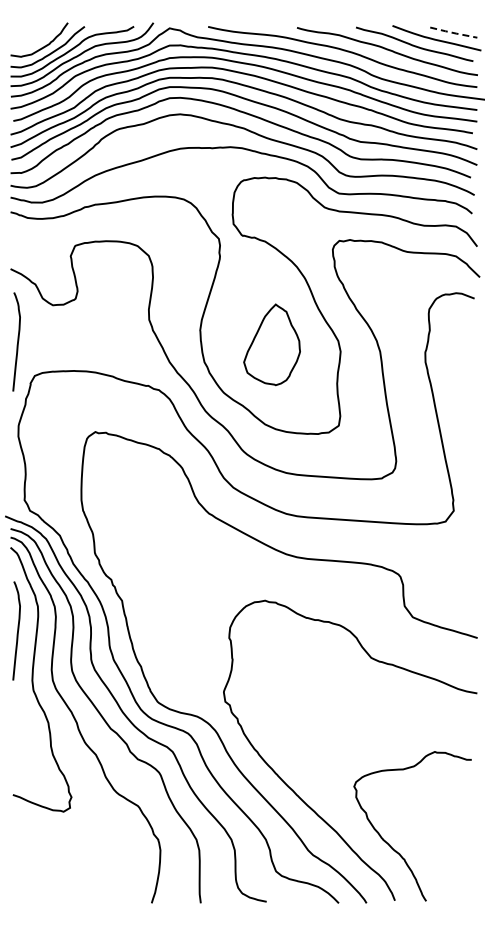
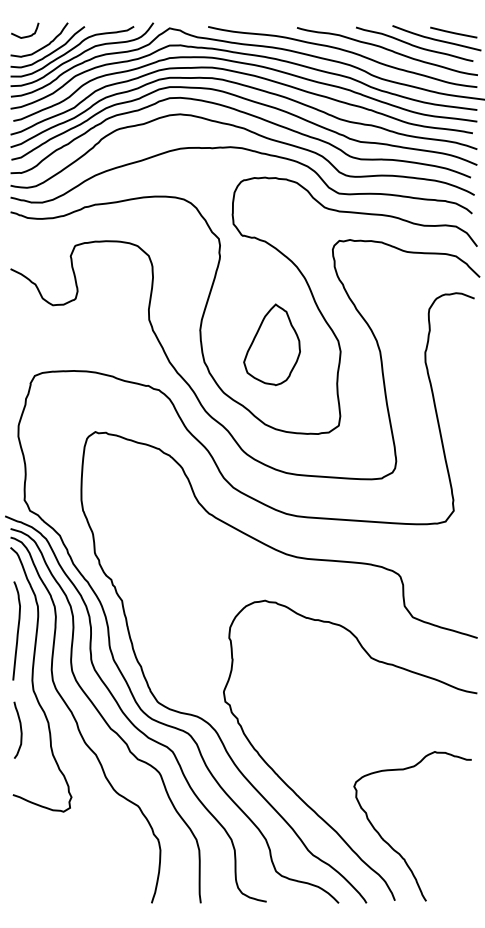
line: dashed -> solid (454, 33)
curve: none -> present (27, 35)
curve: present -> none (17, 341)
curve: none -> present (20, 729)
